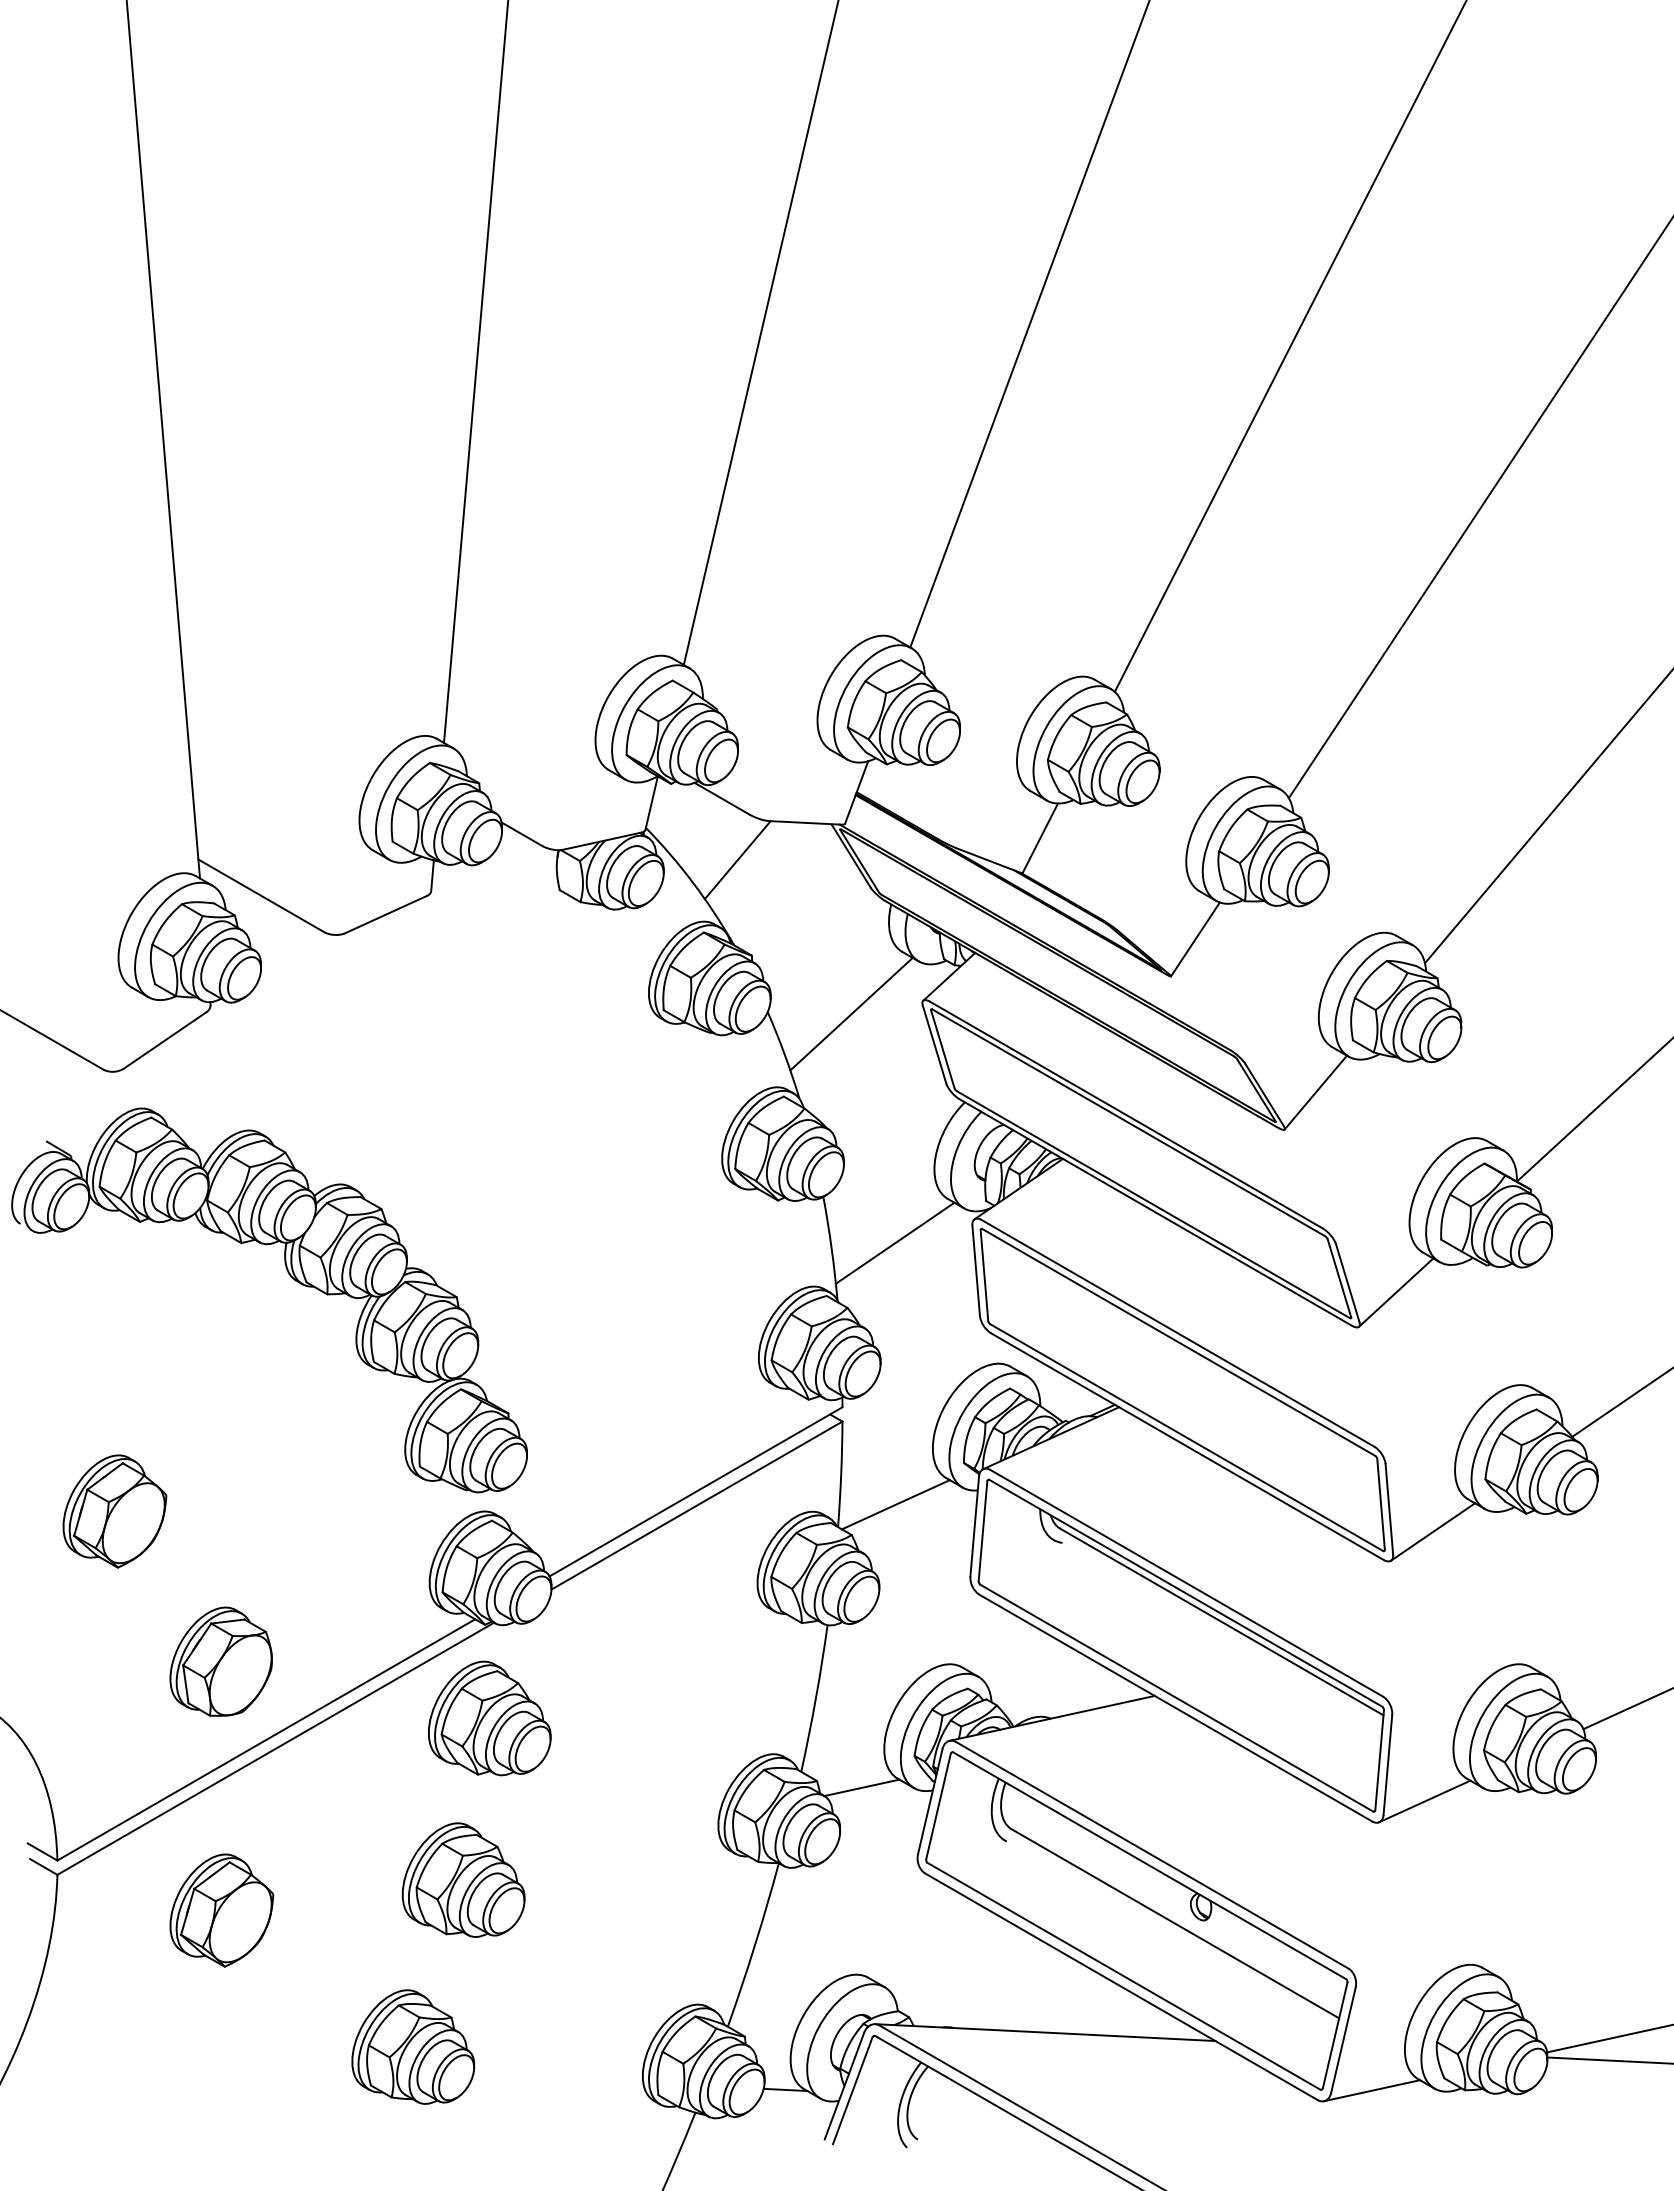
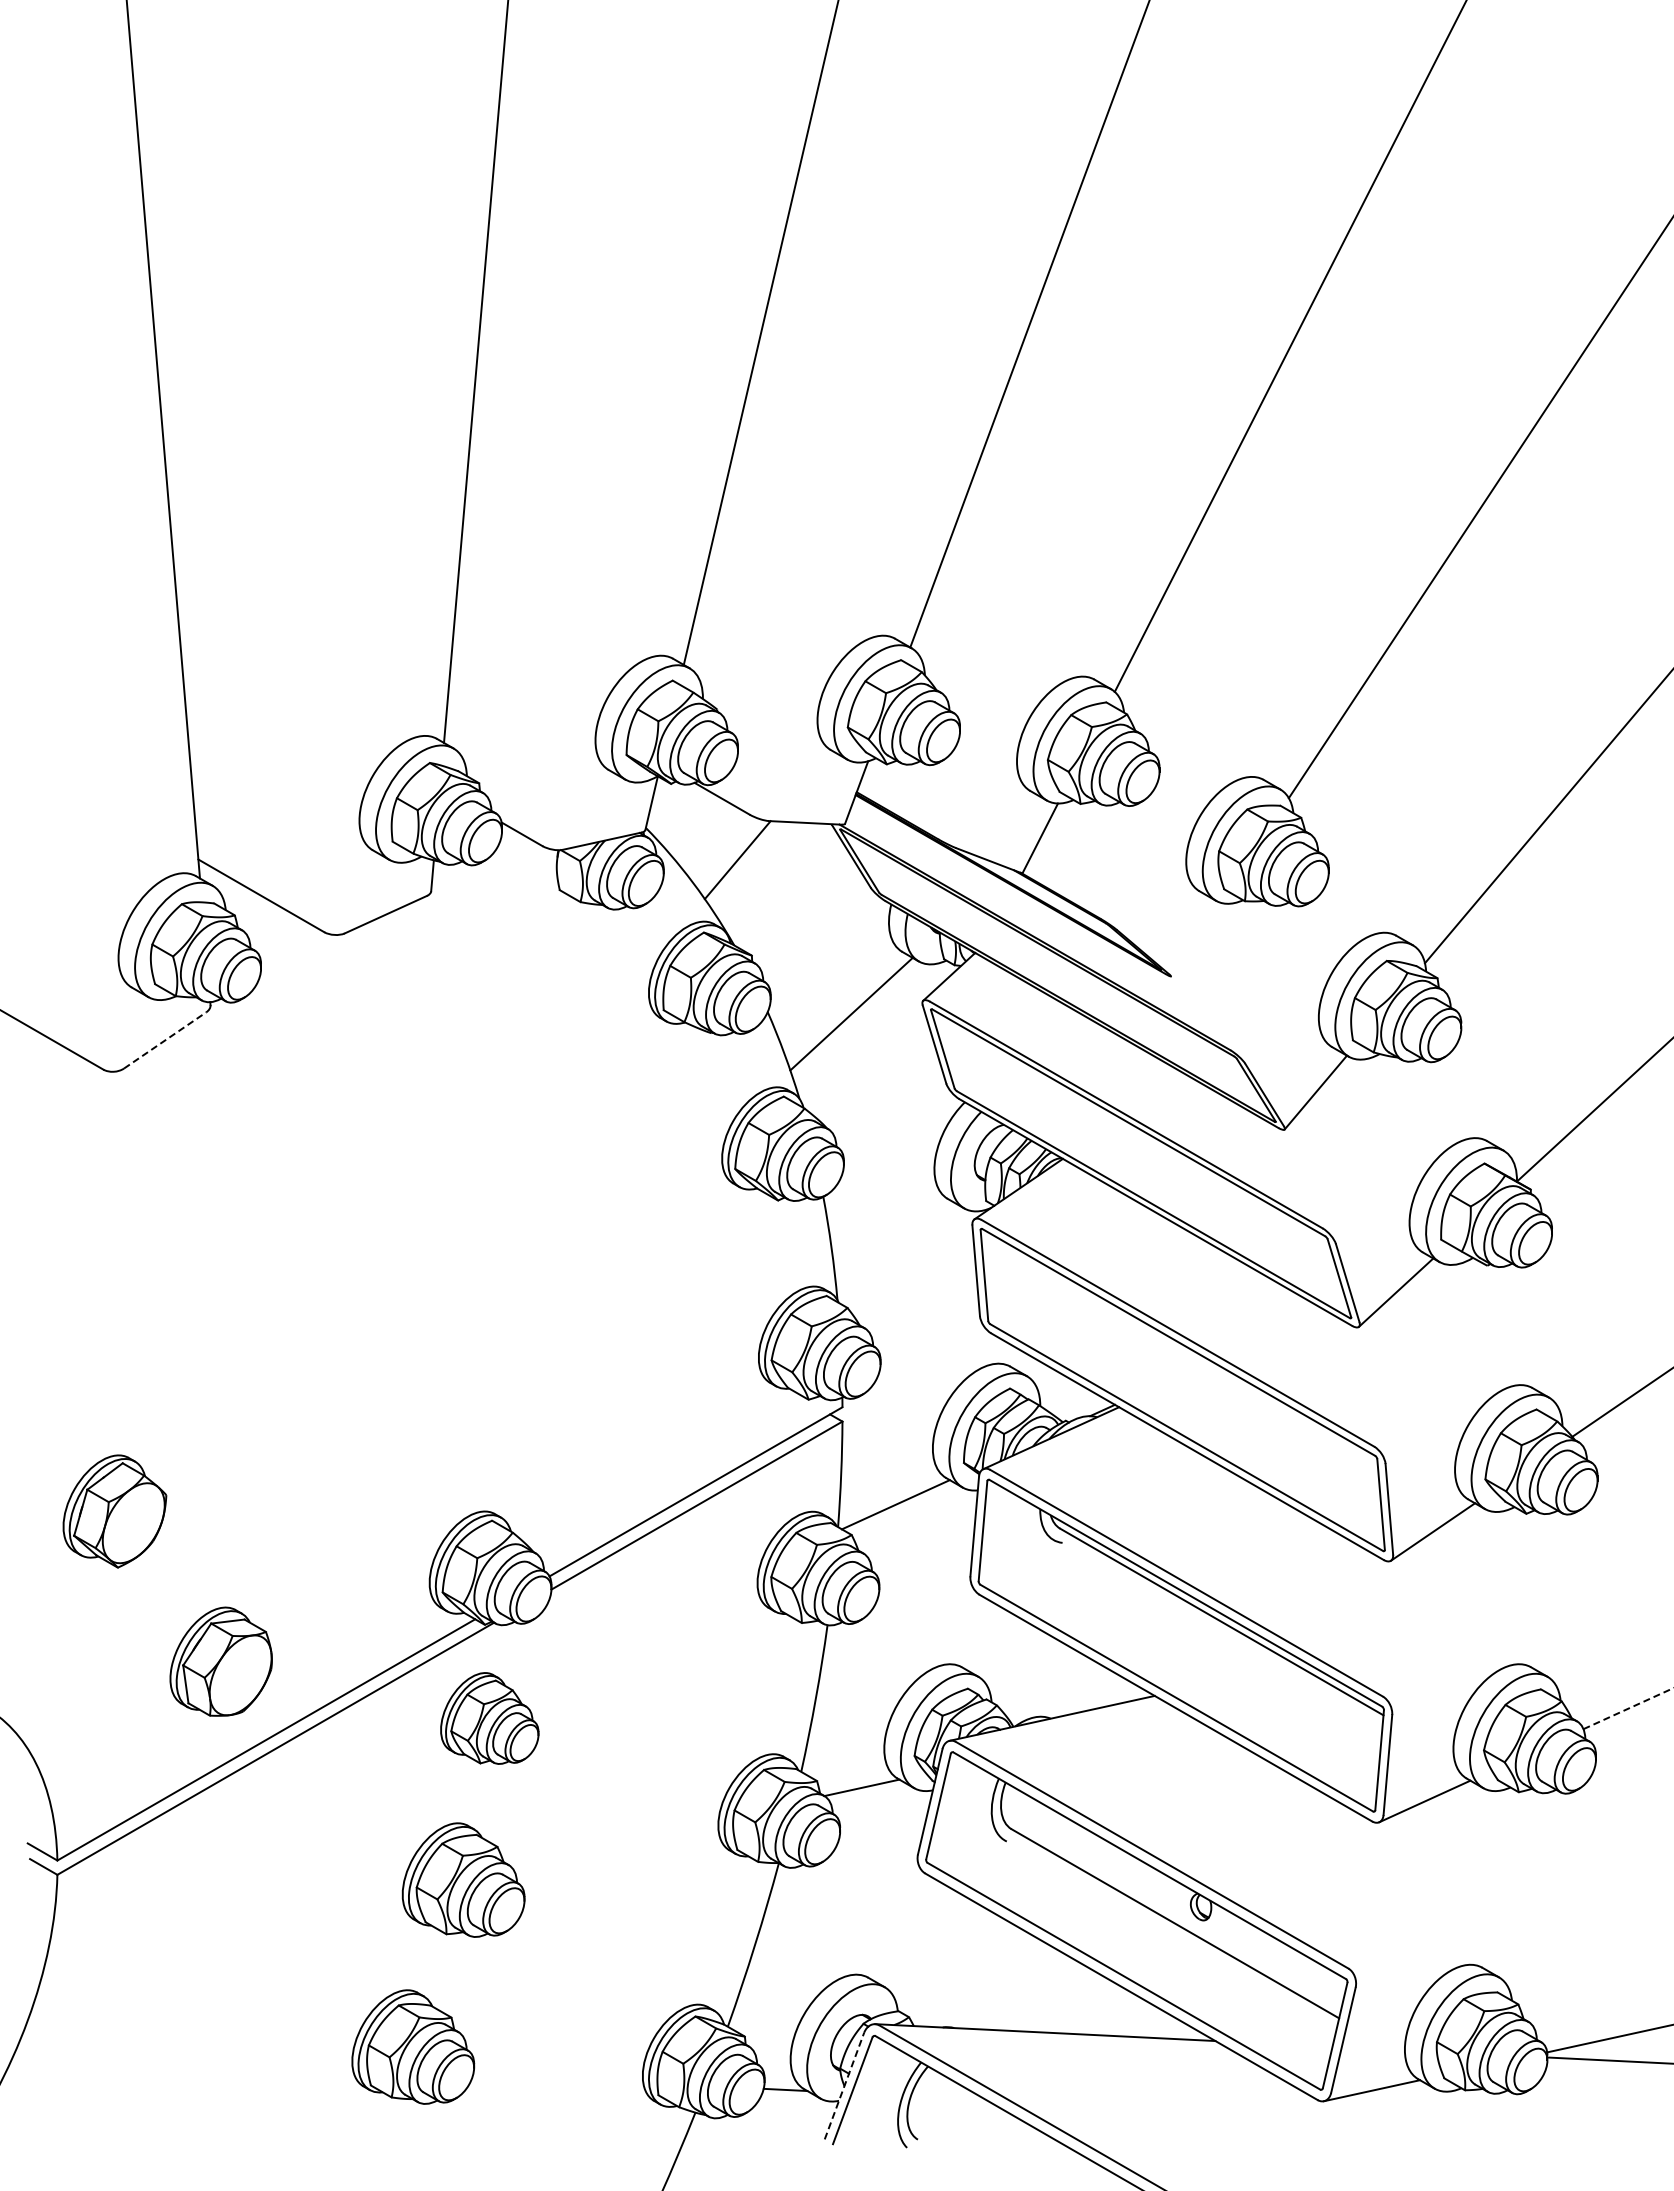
line: present -> none (1195, 939)
line: solid -> dashed (165, 1040)
line: present -> none (894, 1242)
part: present -> none (291, 1277)
line: solid -> dashed (1628, 1708)
part size: 124x117 px -> 100x93 px (489, 1718)
part: present -> none (221, 1910)
line: solid -> dashed (844, 2086)
